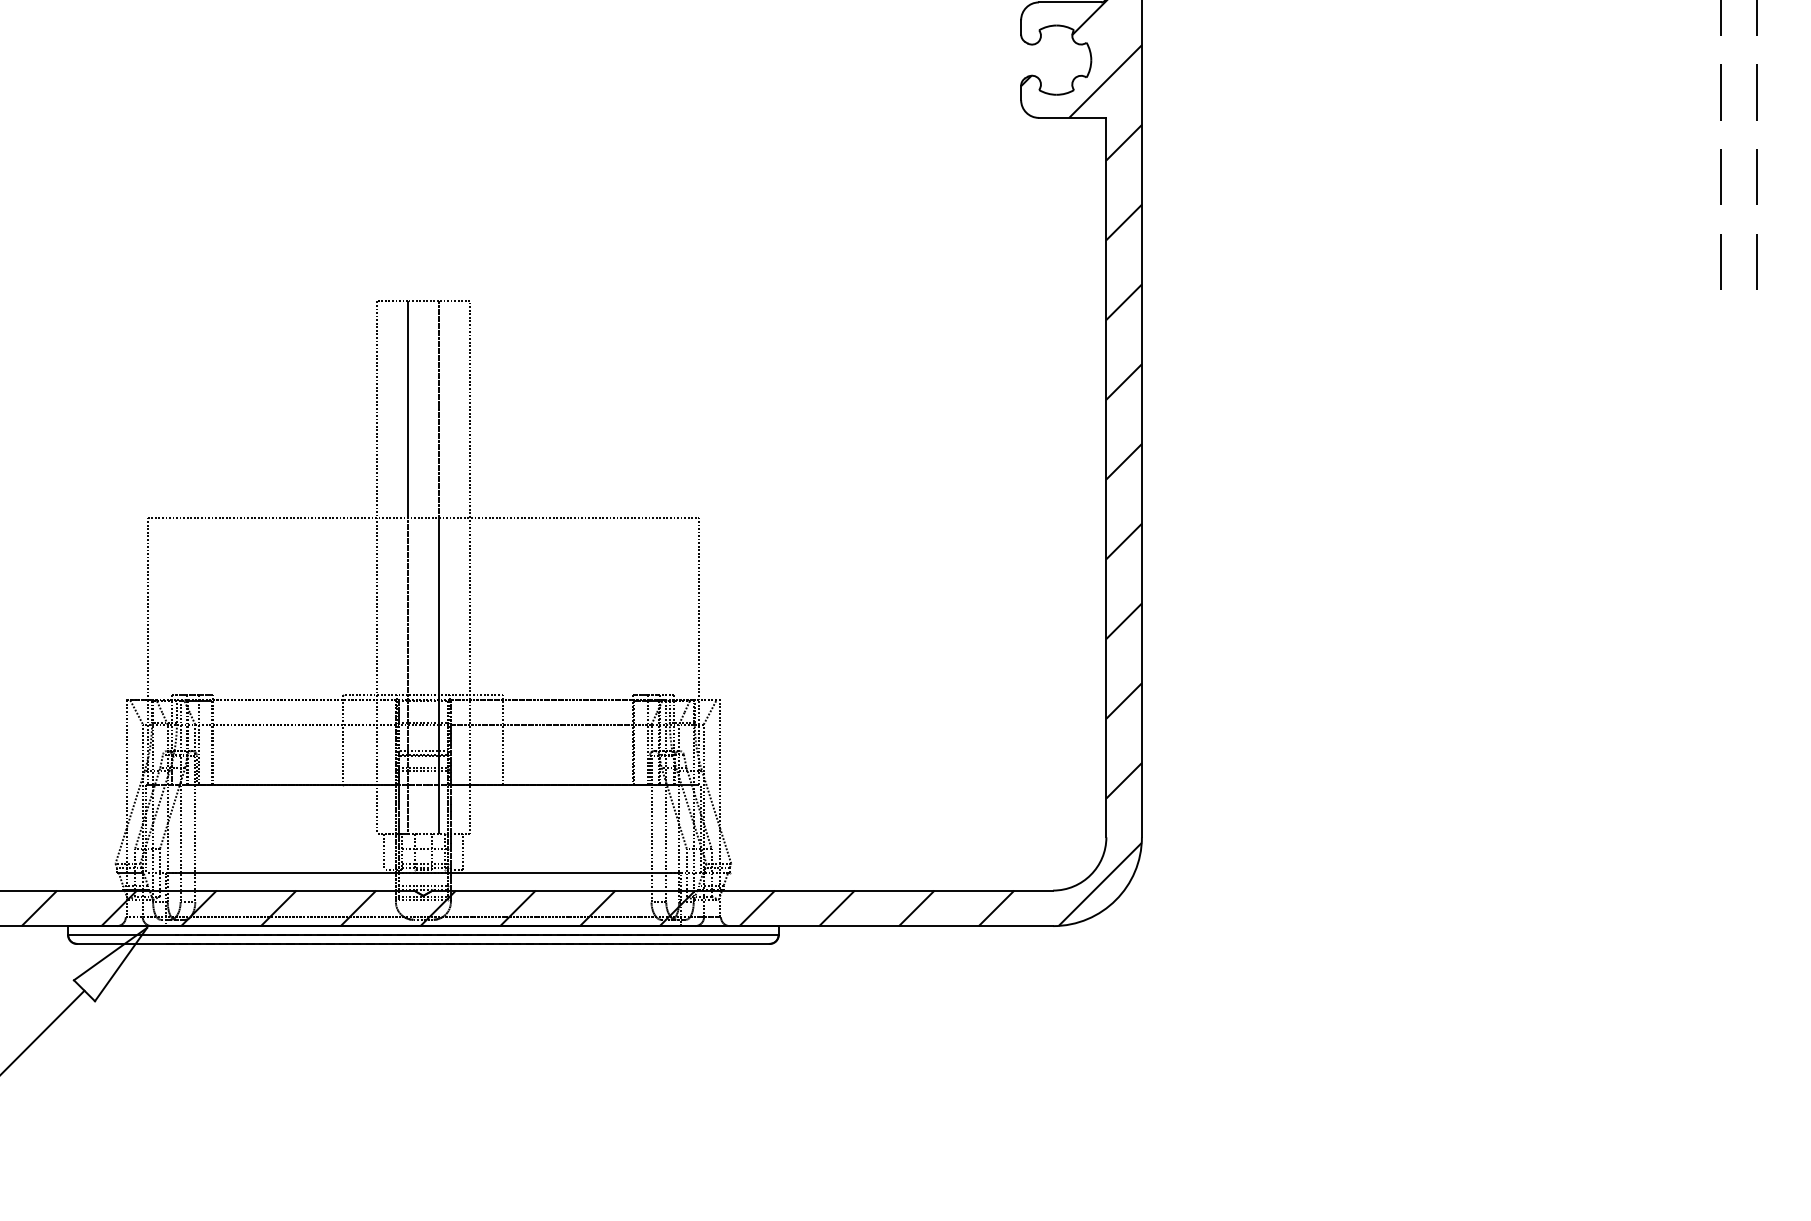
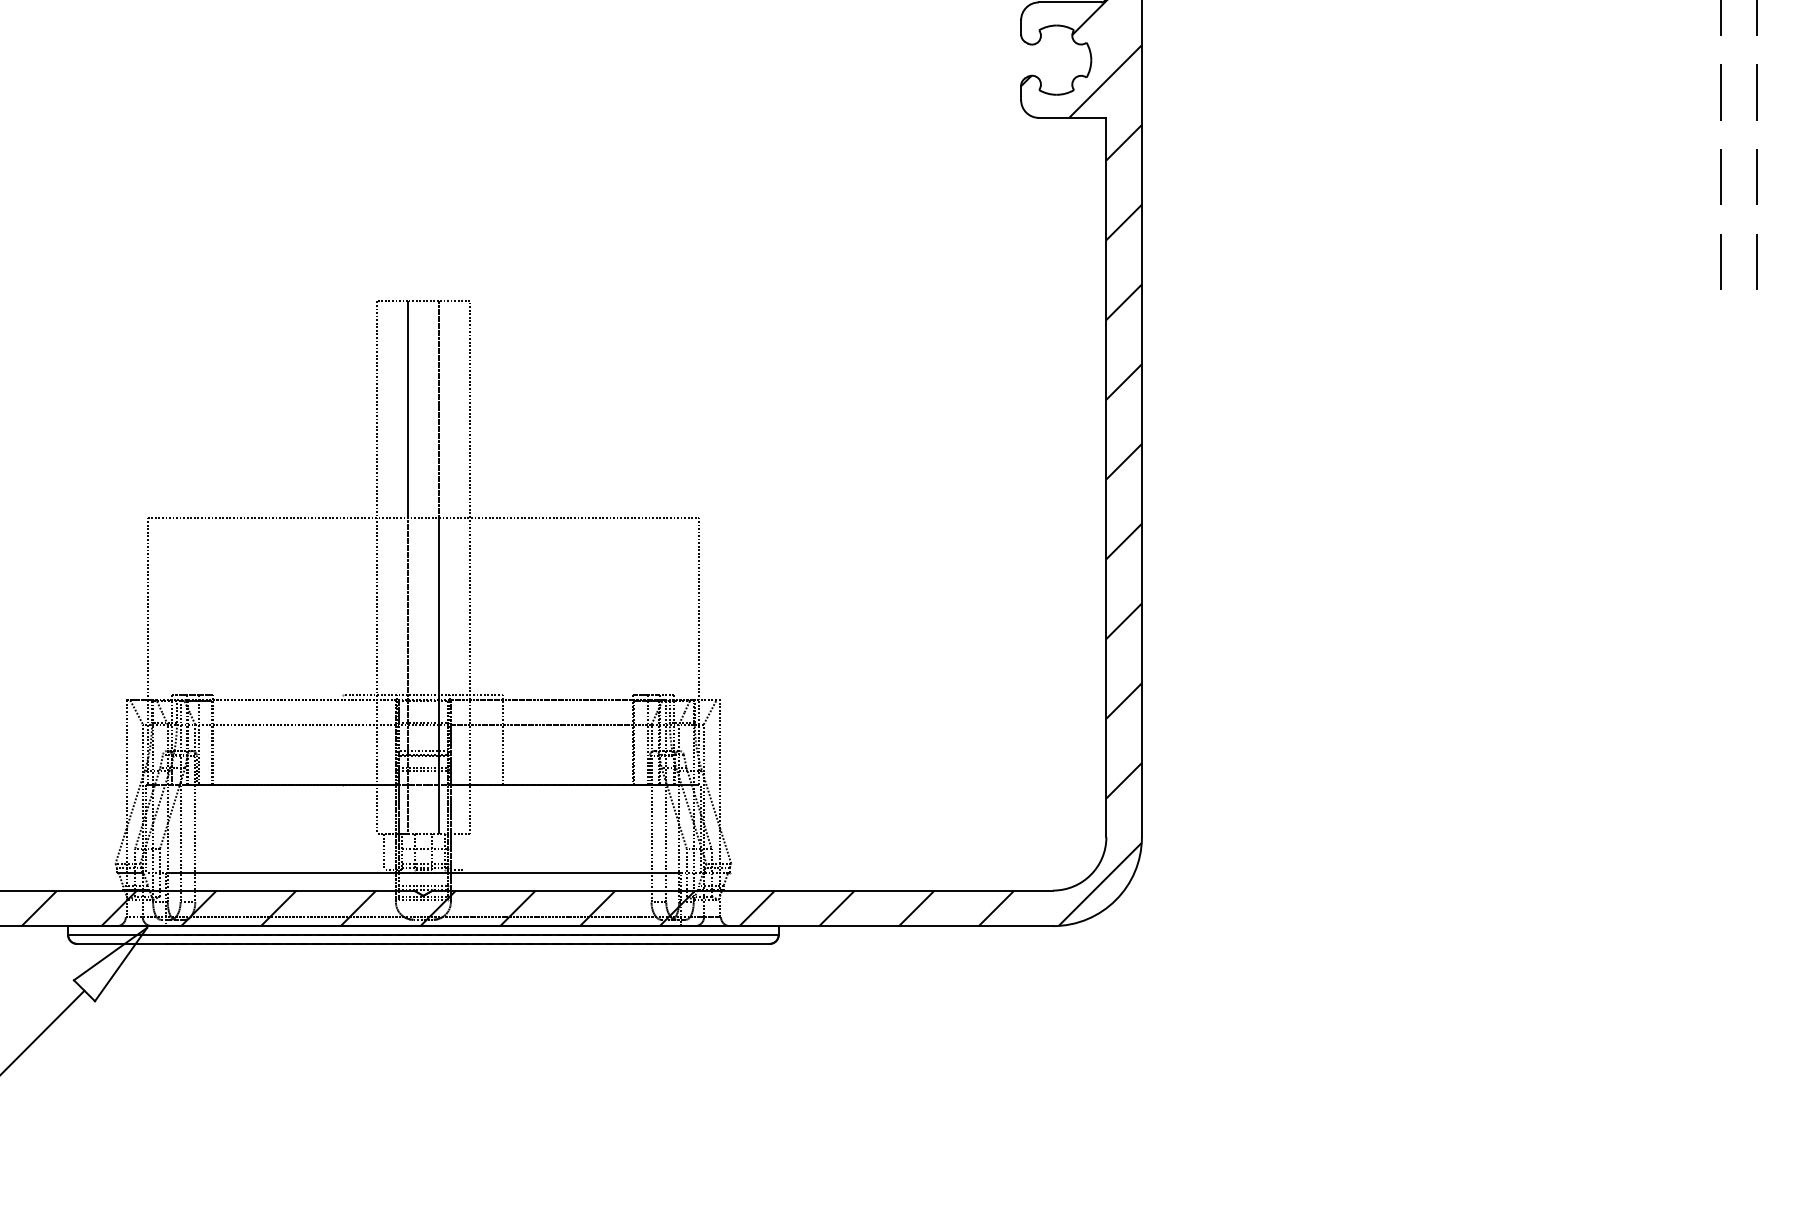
line: present -> none (343, 739)
line: present -> none (463, 852)
